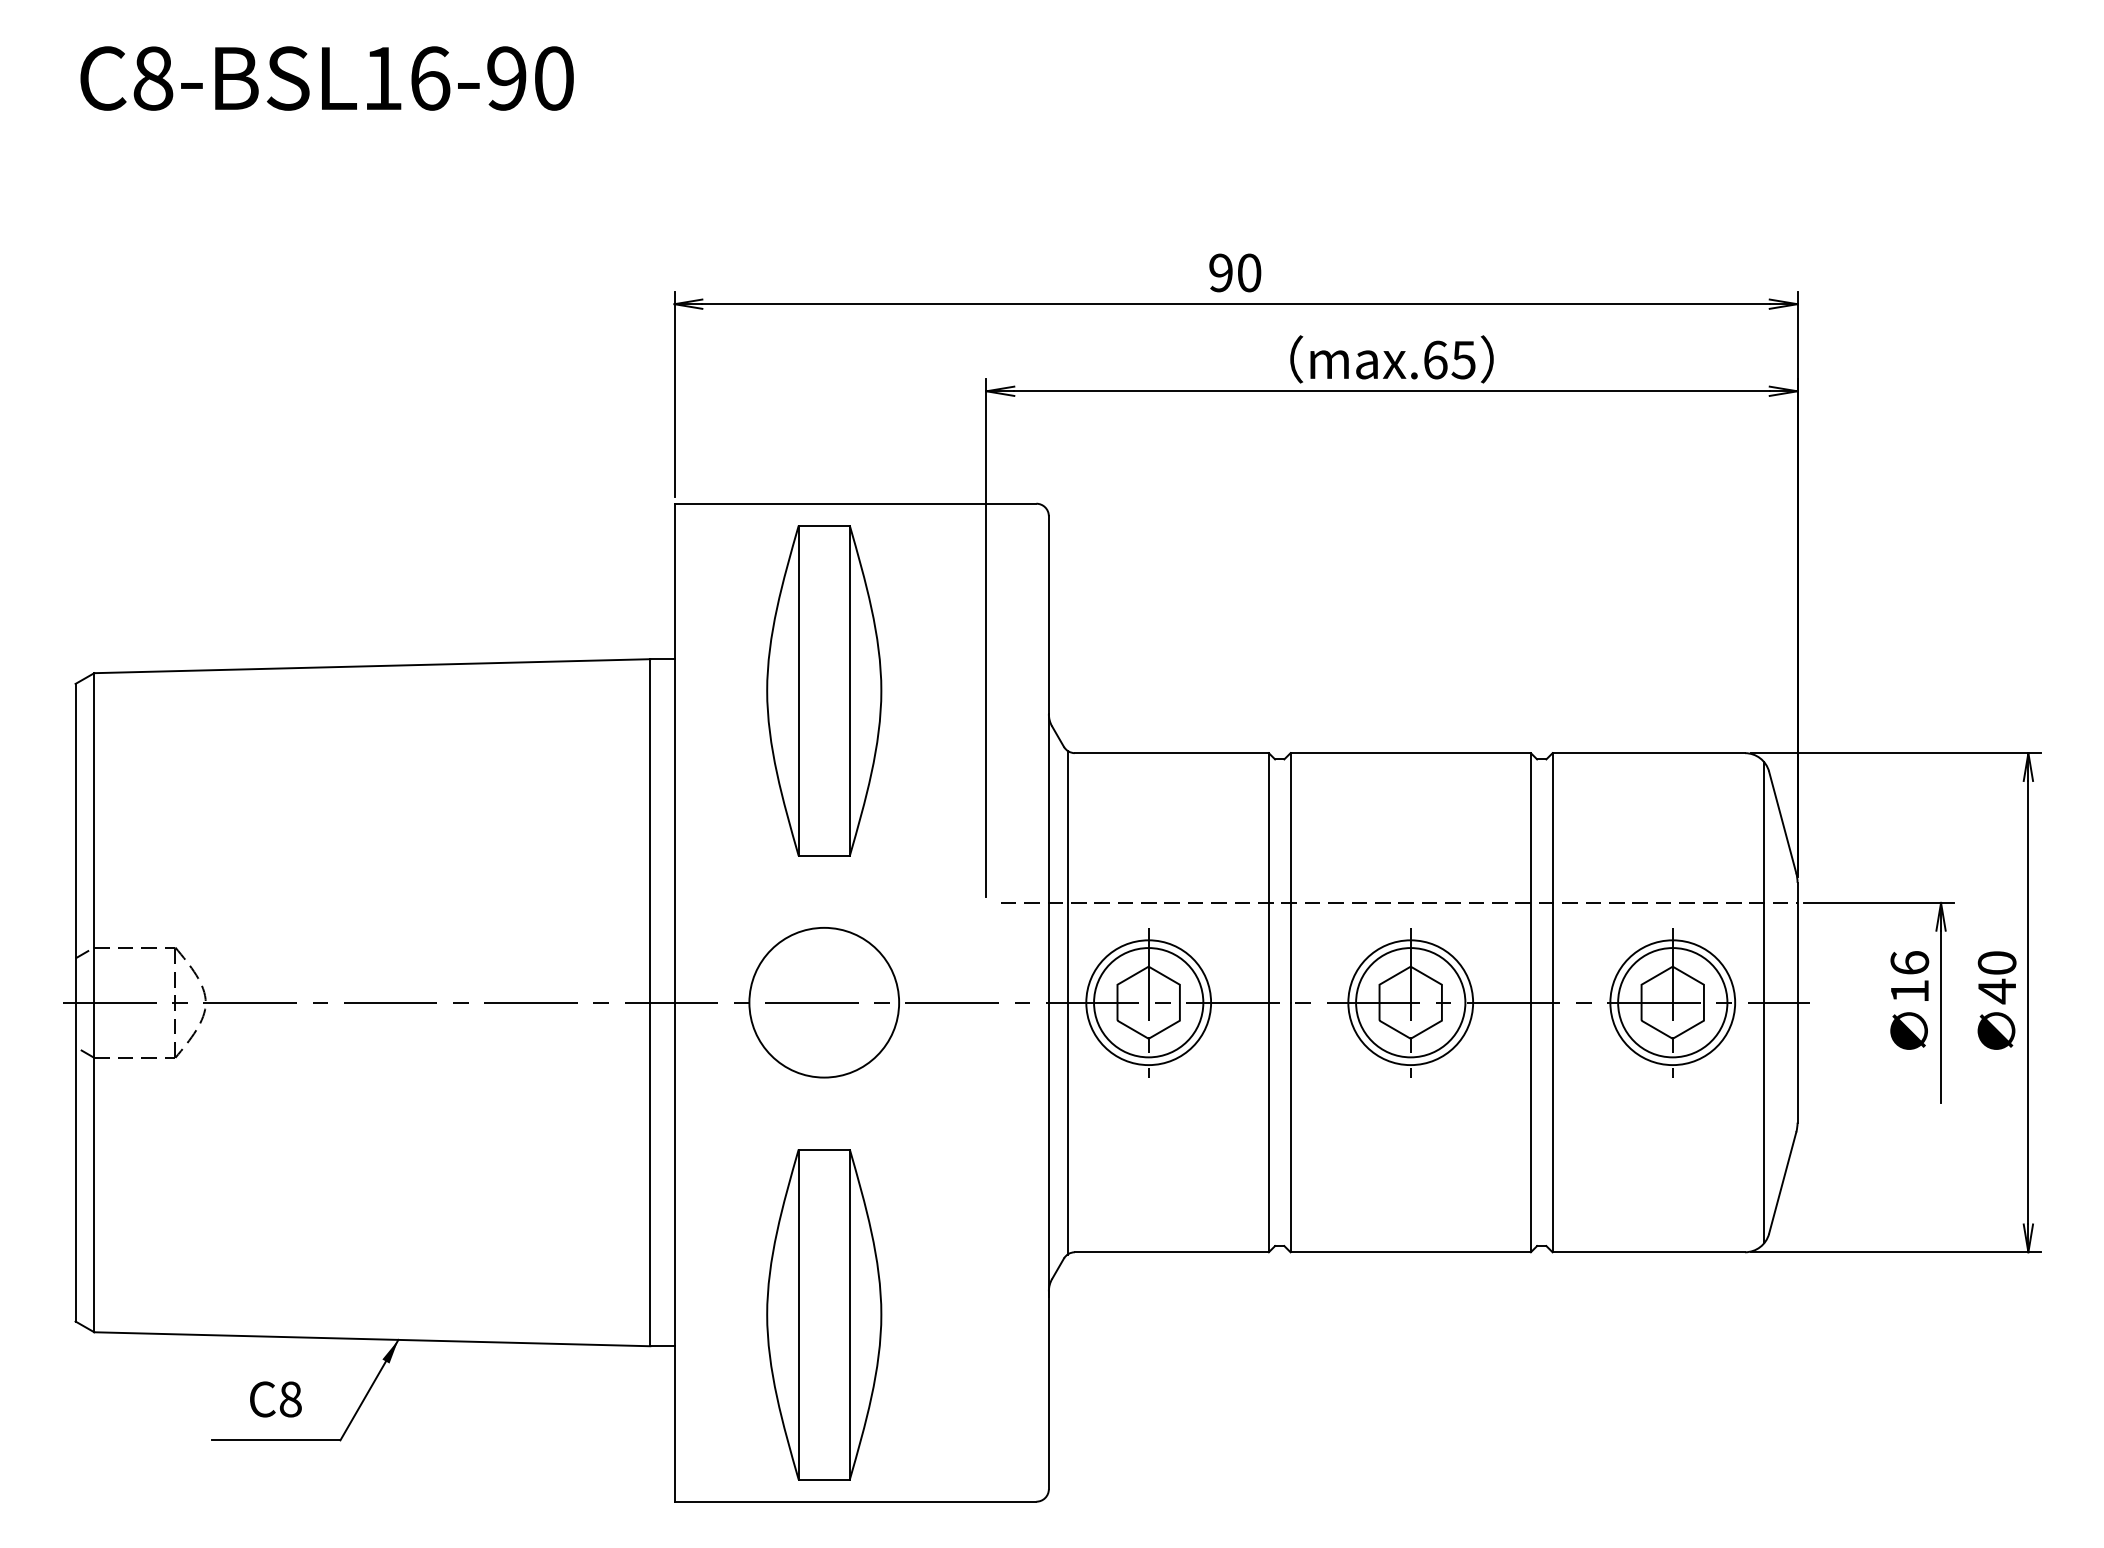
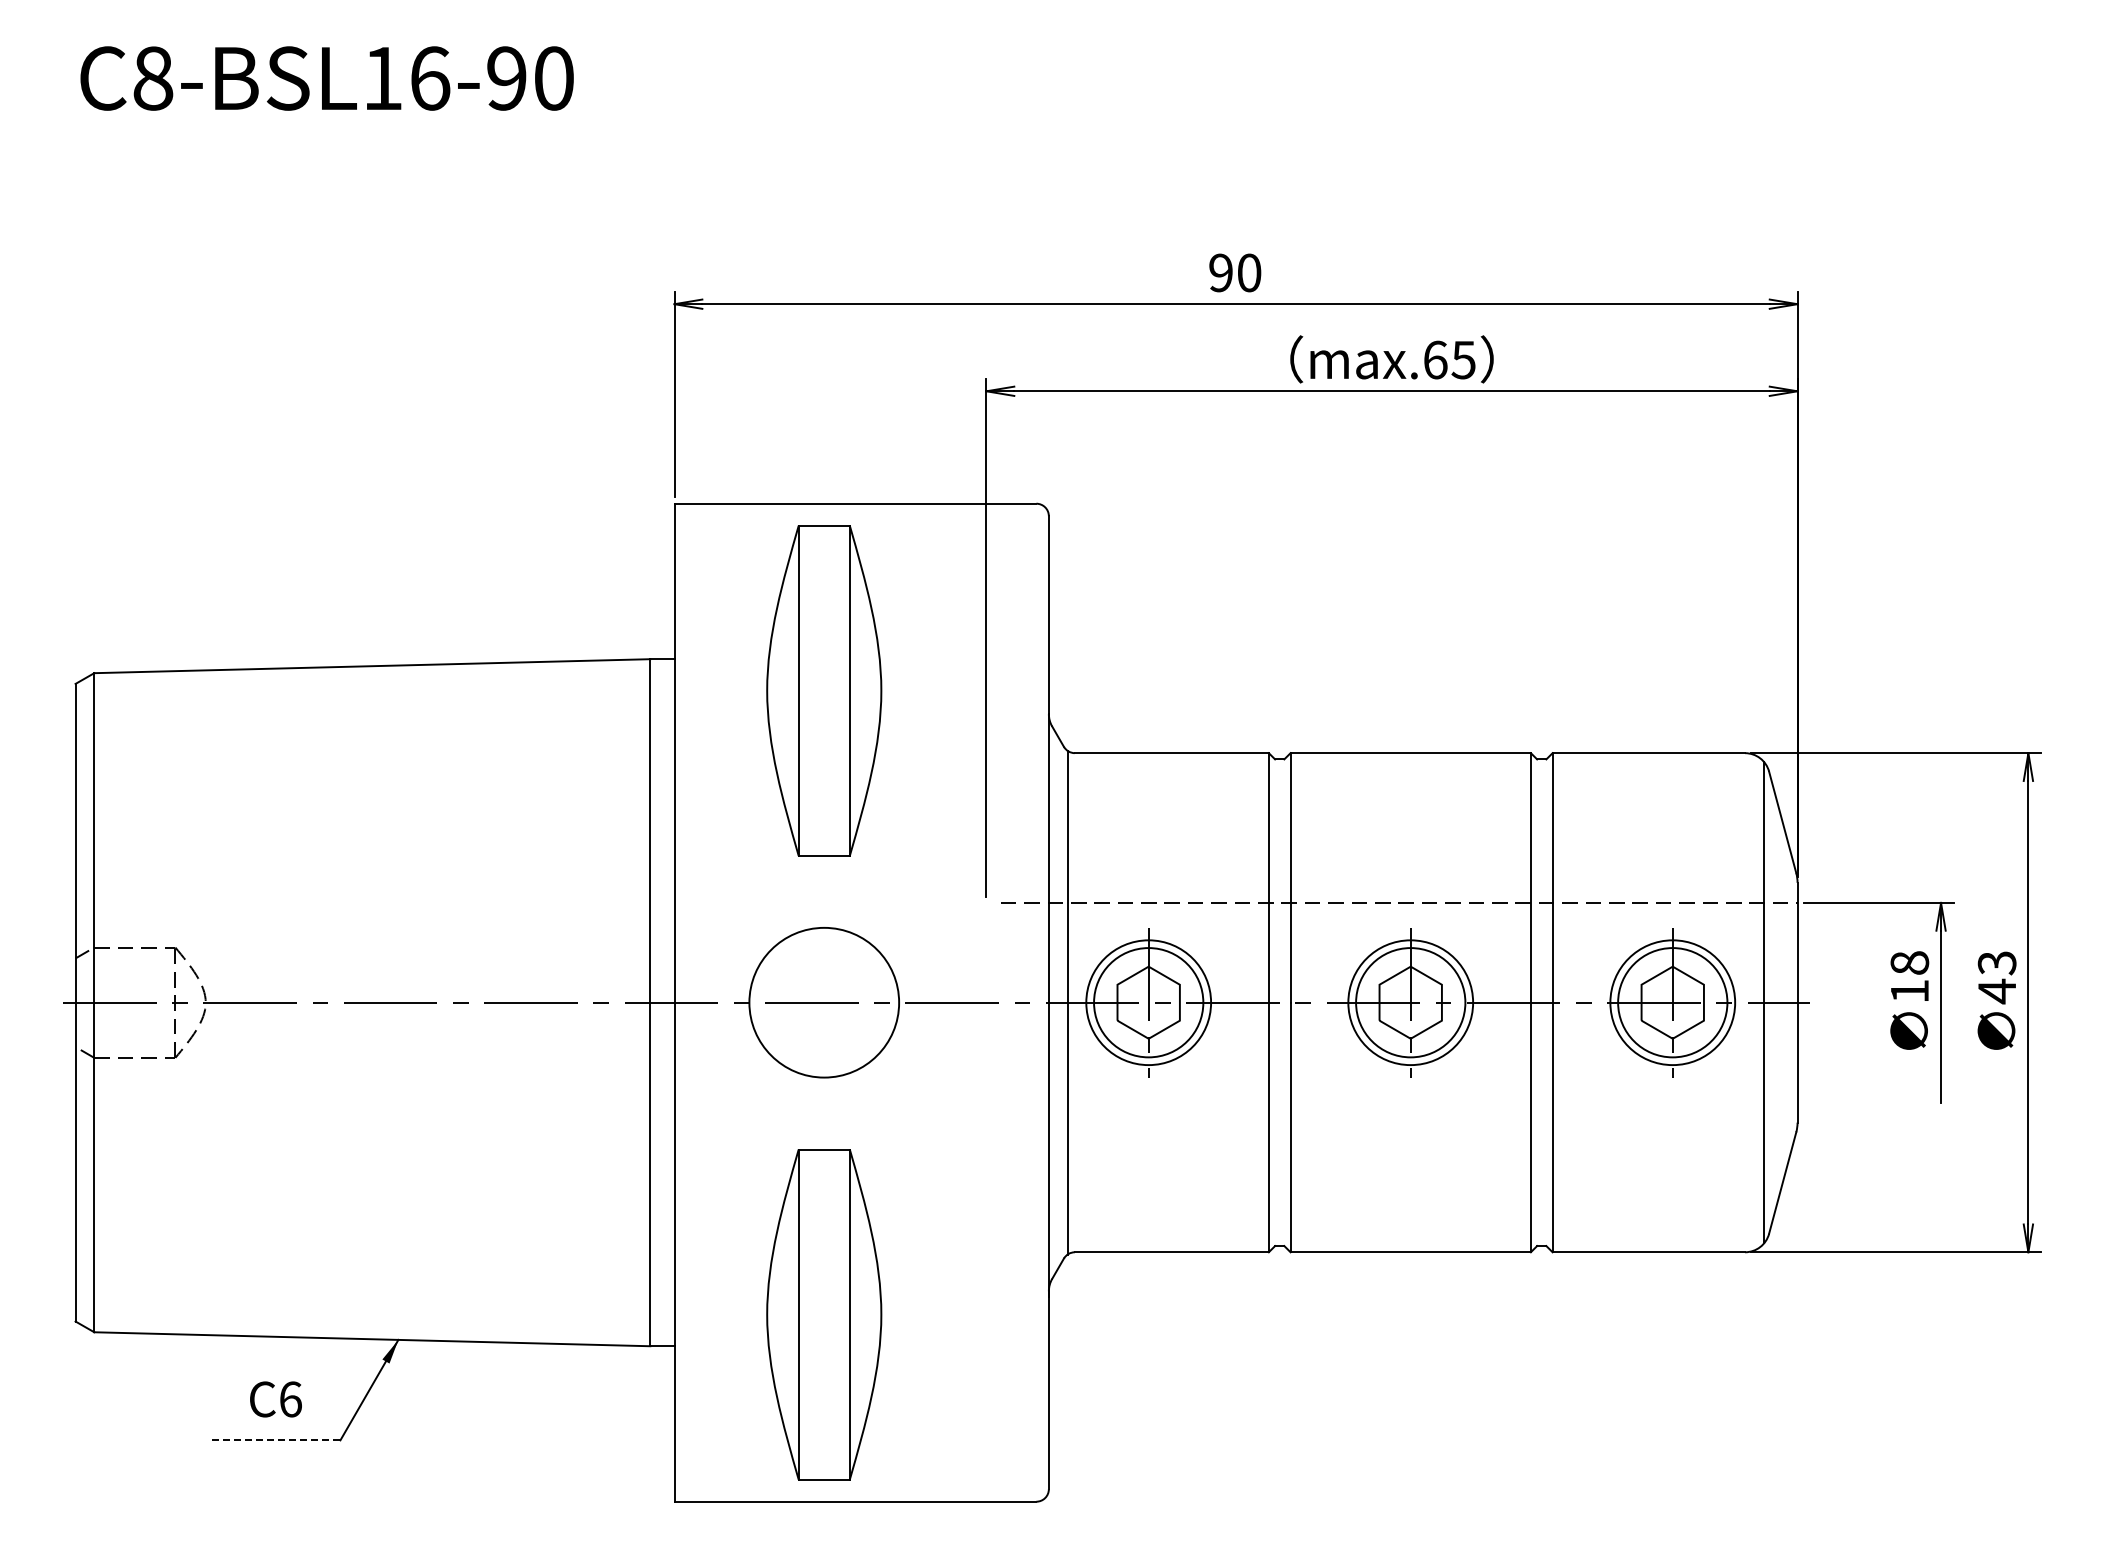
text: 16 -> 18 (1909, 962)
text: 40 -> 43 (1997, 963)
text: C8 -> C6 (290, 1399)
line: solid -> dashed (275, 1440)
